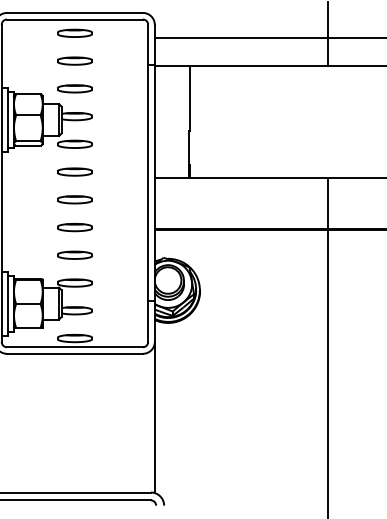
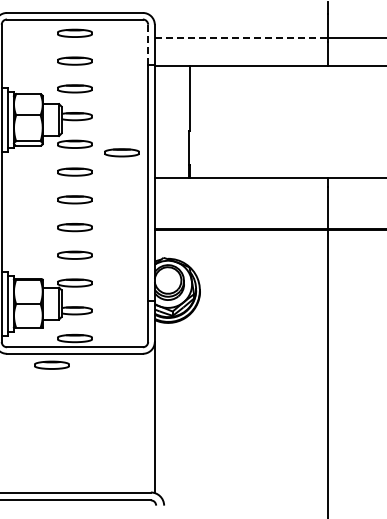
line: solid -> dashed (241, 38)
line: solid -> dashed (148, 44)
part: none -> present (121, 152)
part: none -> present (51, 364)
